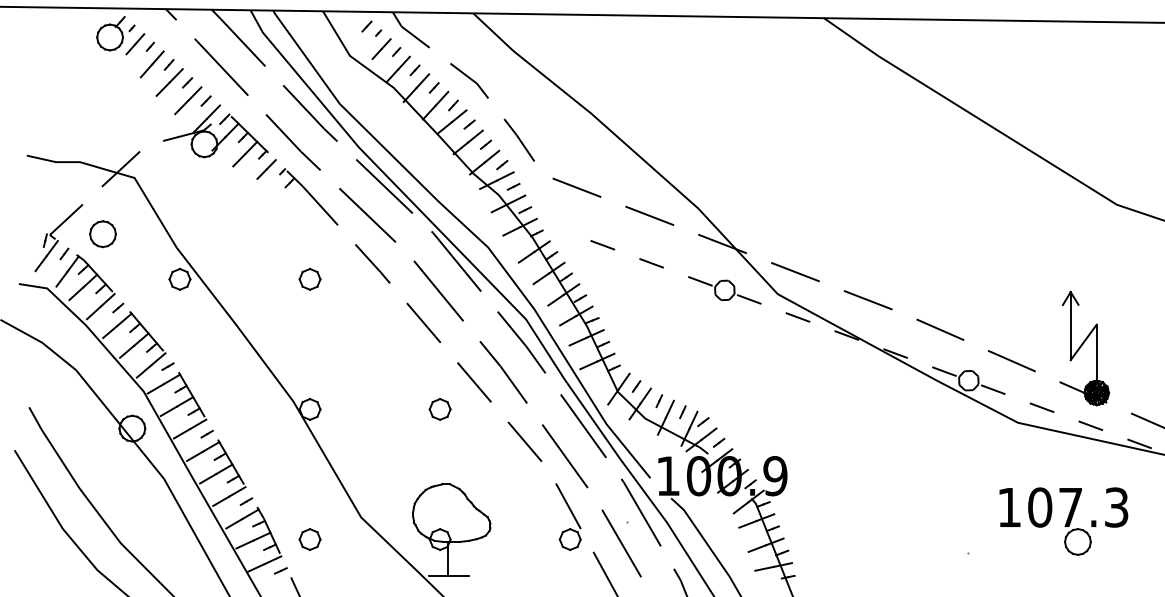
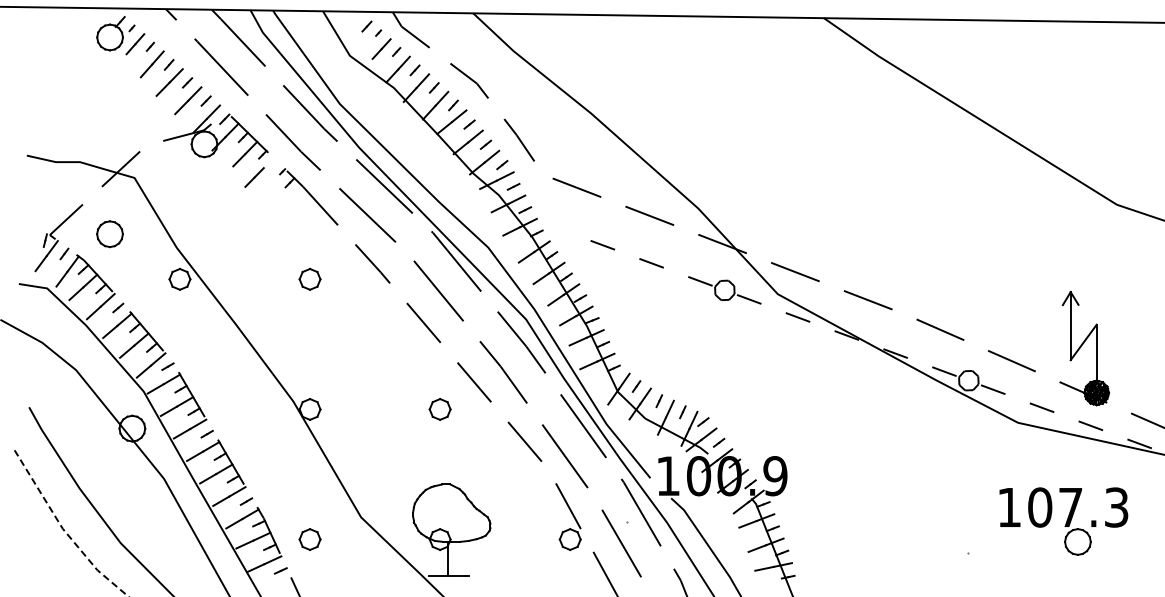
line position: (266, 169) -> (254, 177) (254, 177)
part position: (102, 234) -> (109, 234) (109, 234)
line: solid -> dashed (64, 530)
